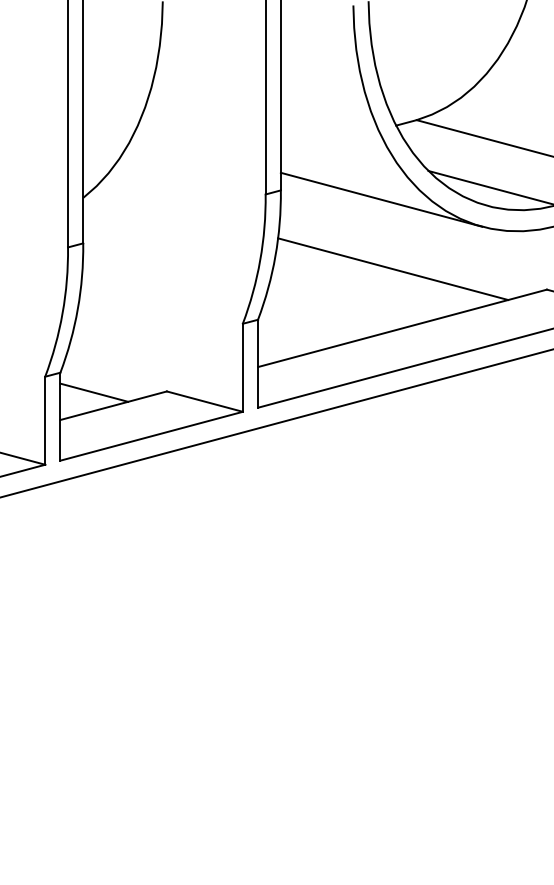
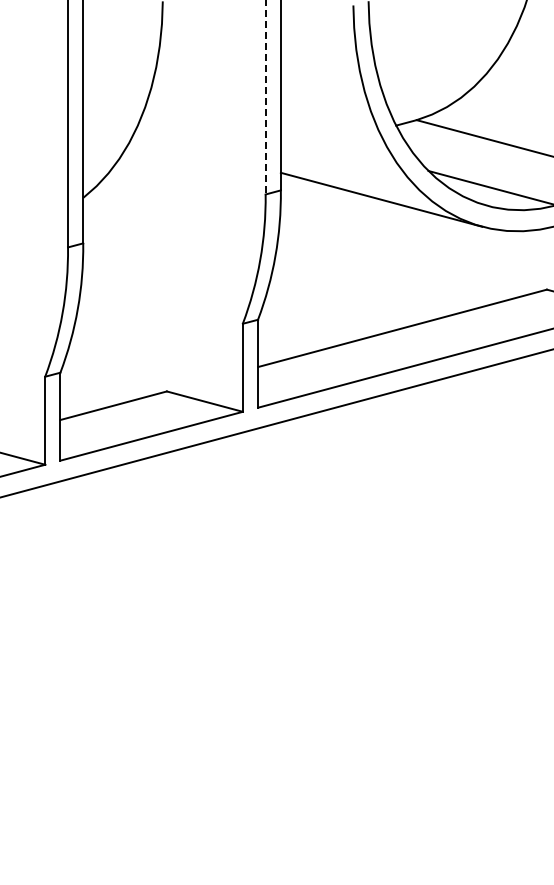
line: solid -> dashed (265, 97)
line: present -> none (393, 269)
line: present -> none (94, 392)
